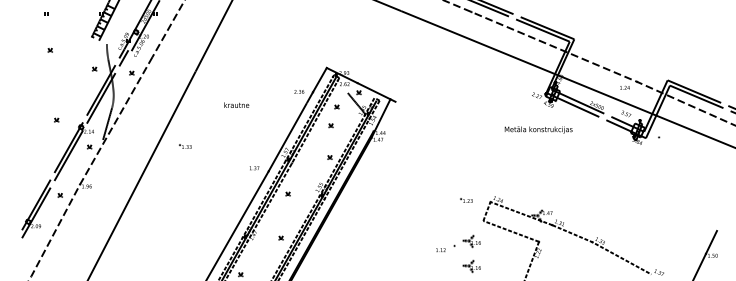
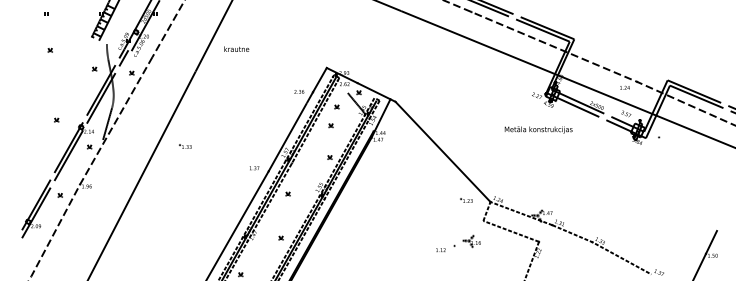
text position: (236, 104) -> (236, 48) (236, 48)
line: none -> present (442, 151)
part: present -> none (471, 266)
